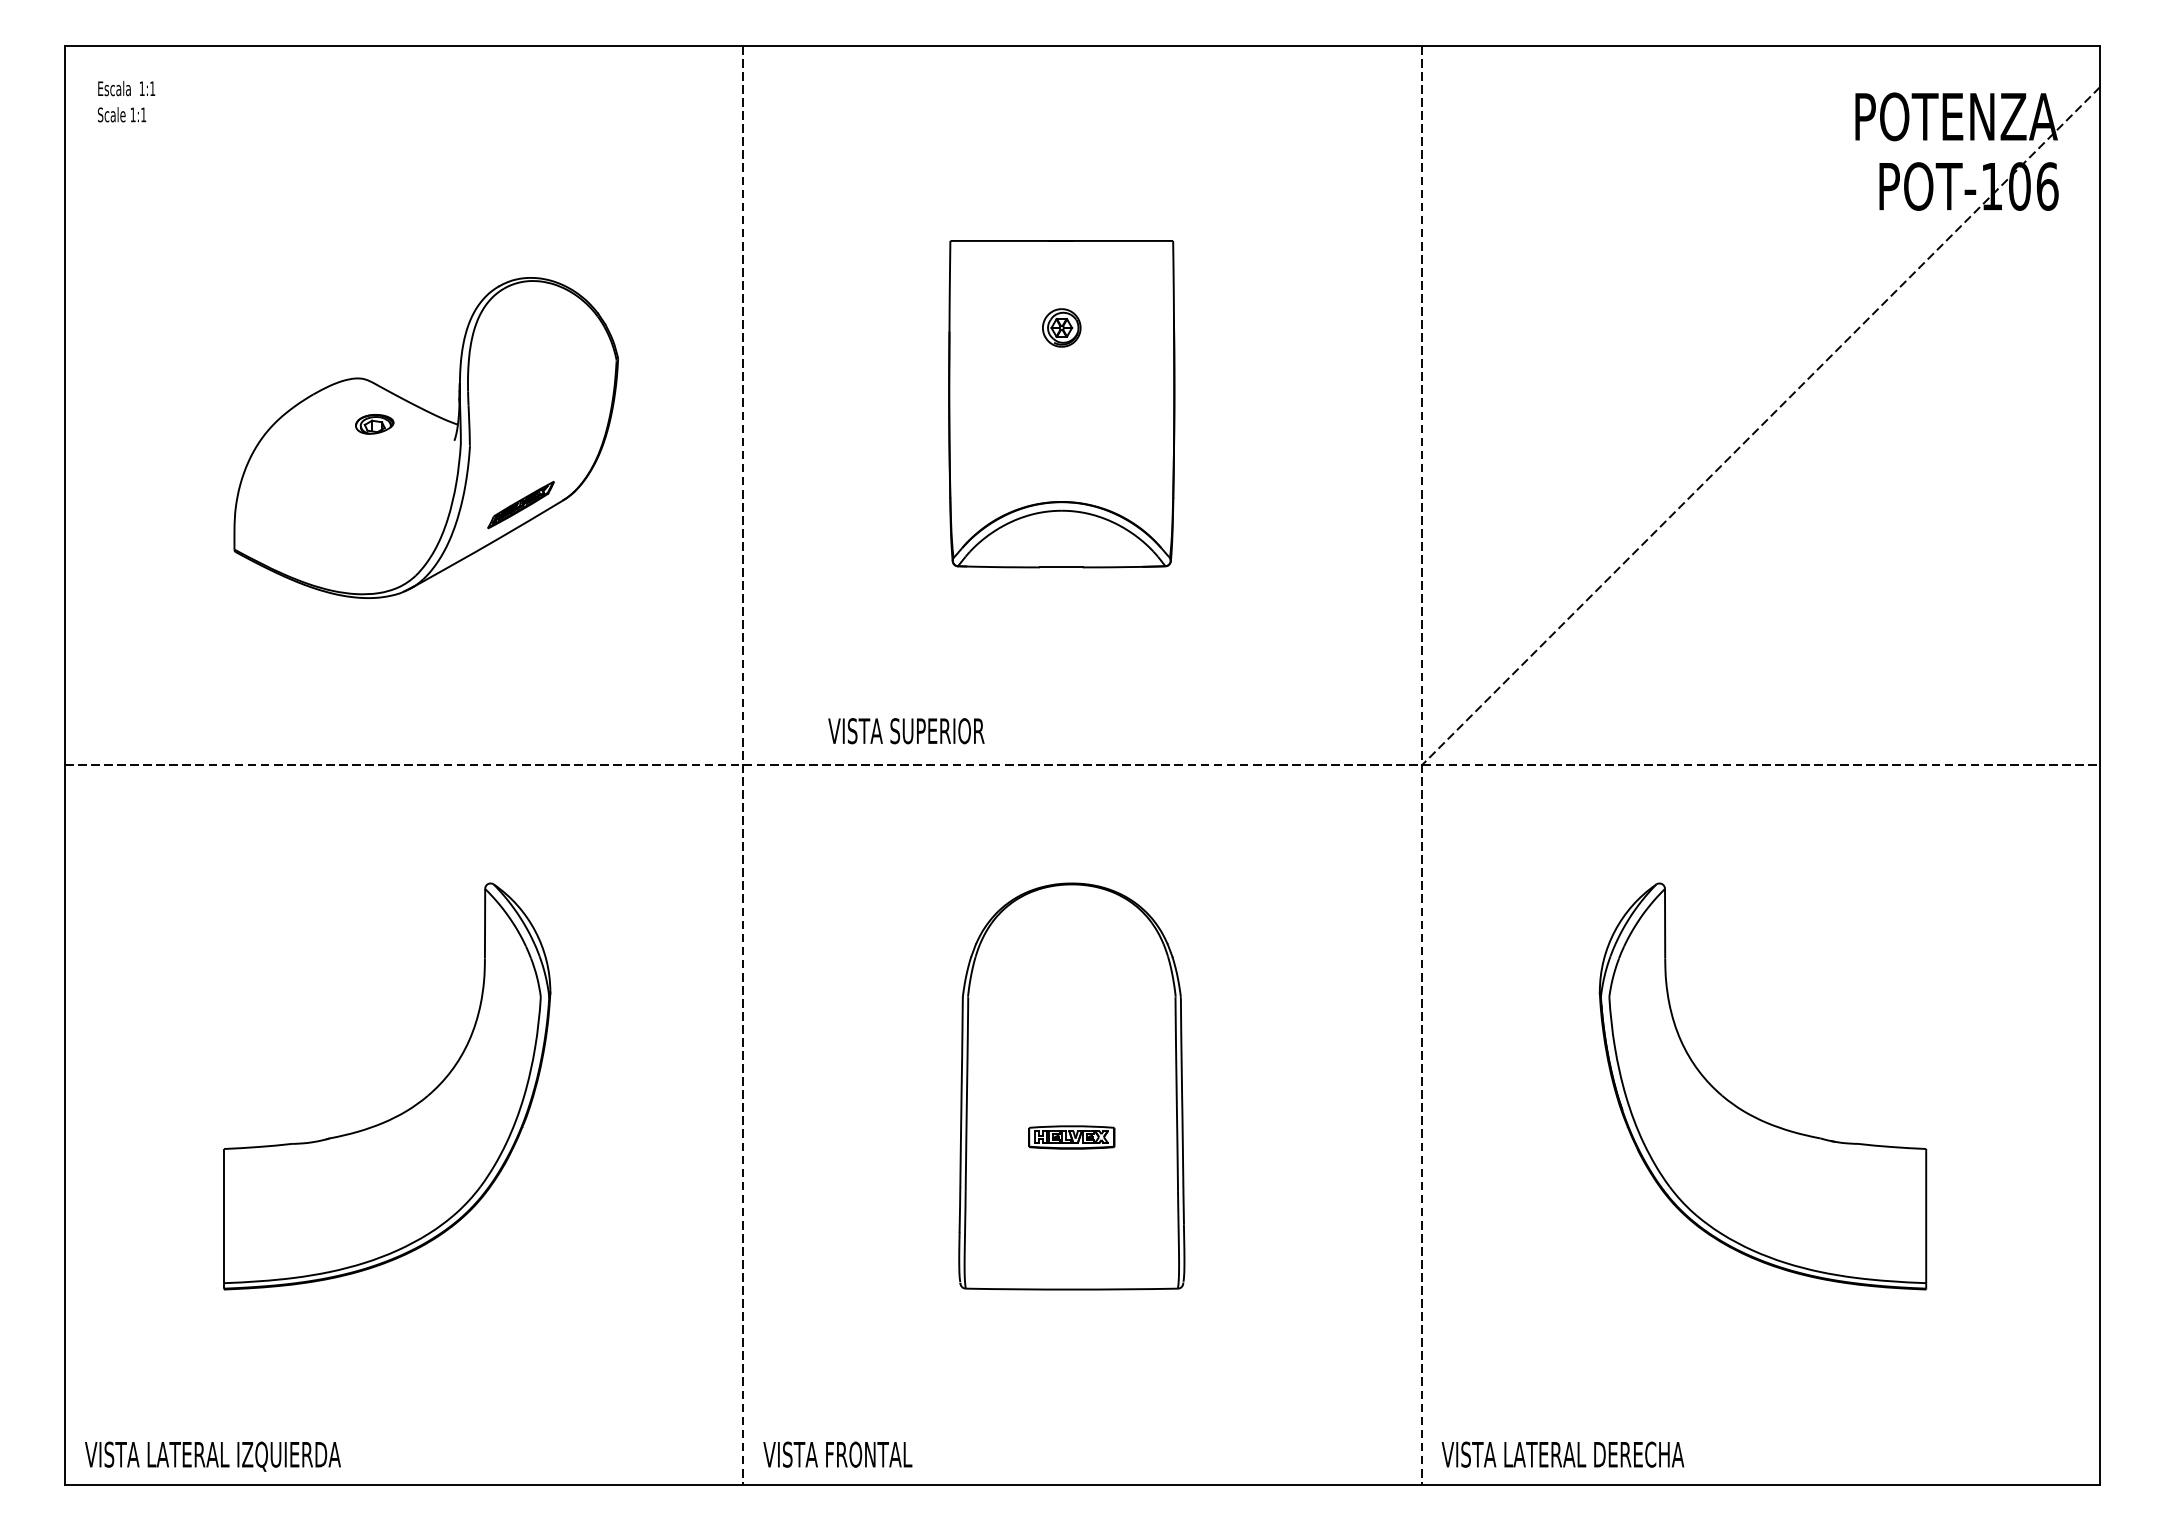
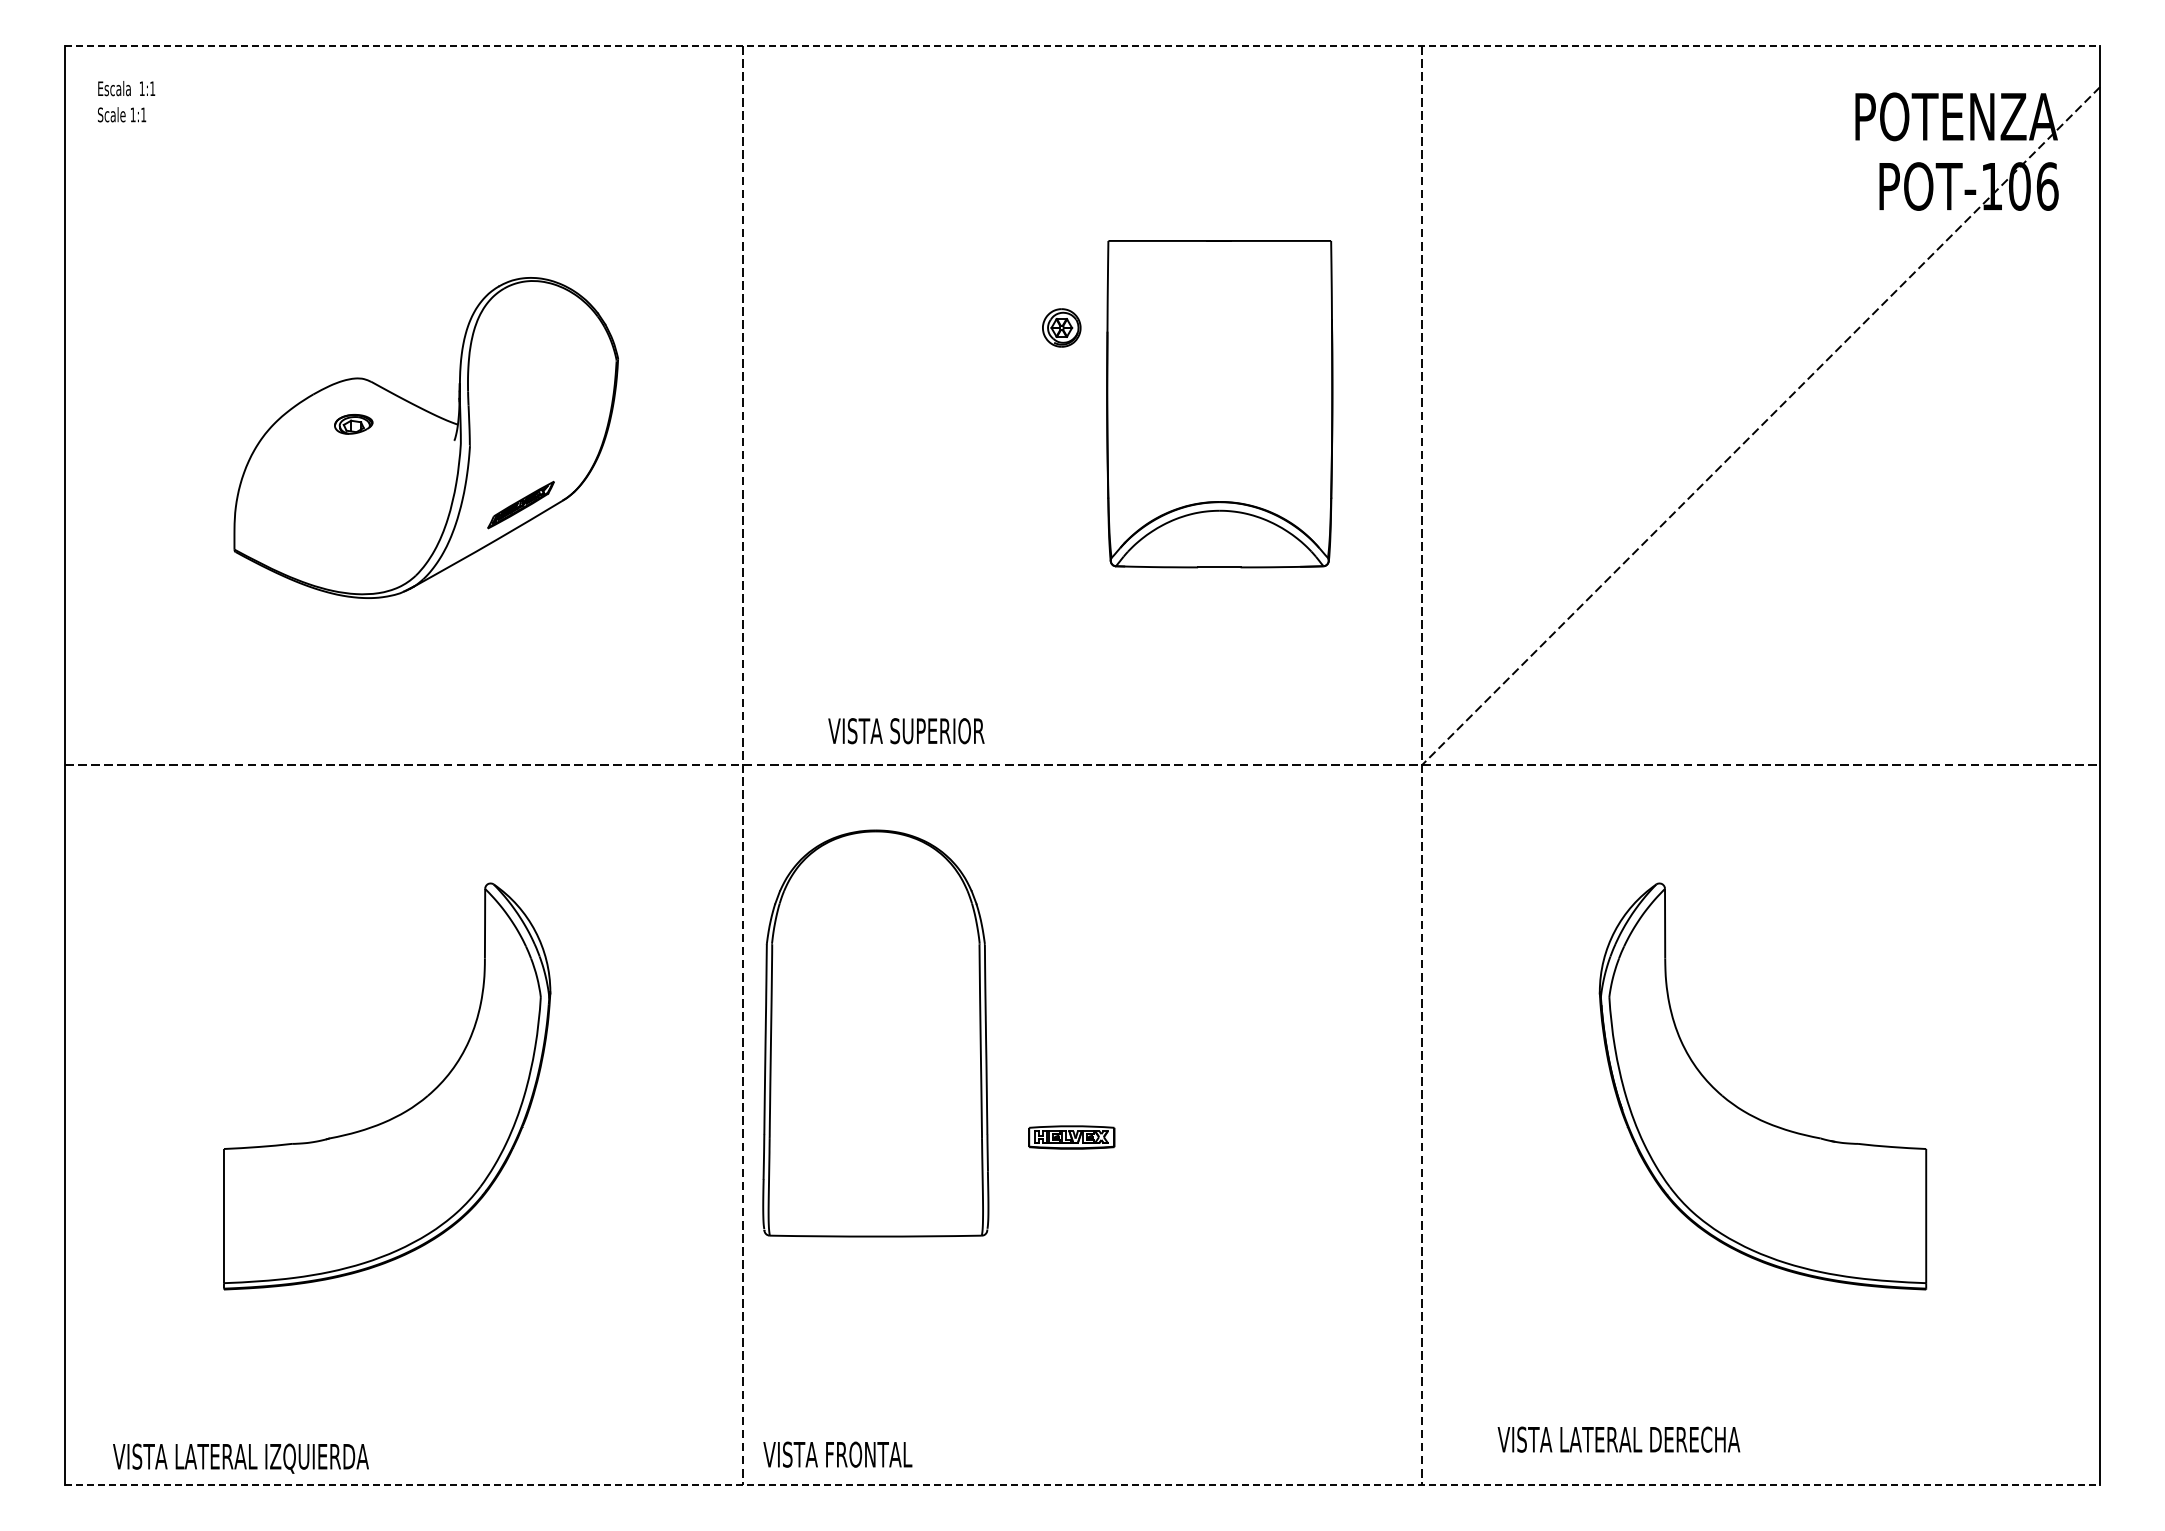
line: solid -> dashed (1082, 46)
part position: (1061, 404) -> (1219, 404) (1219, 404)
part position: (374, 424) -> (353, 424) (353, 424)
part position: (1071, 1086) -> (875, 1033) (875, 1033)
text position: (1562, 1454) -> (1618, 1439) (1618, 1439)
text position: (212, 1456) -> (240, 1458) (240, 1458)
line: solid -> dashed (1082, 1484)
